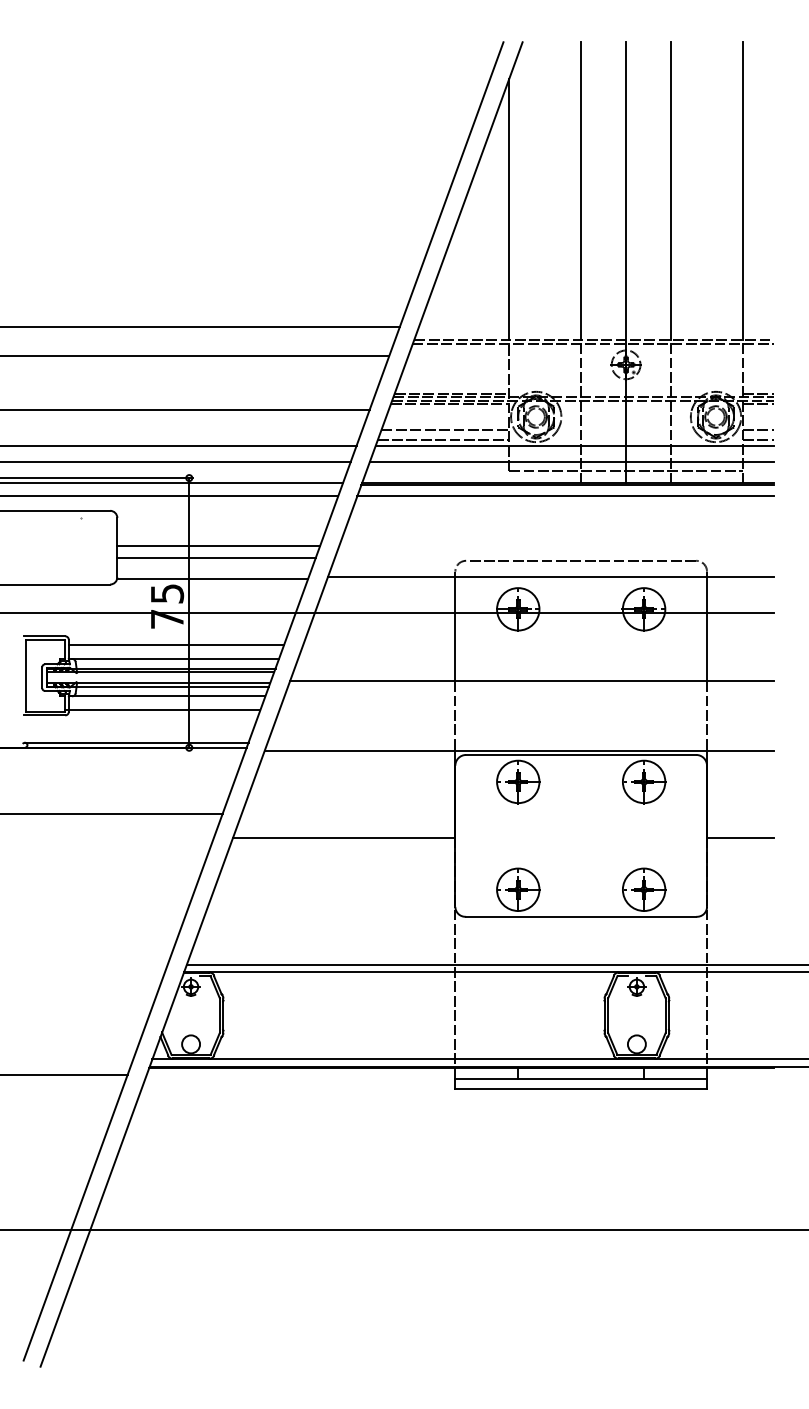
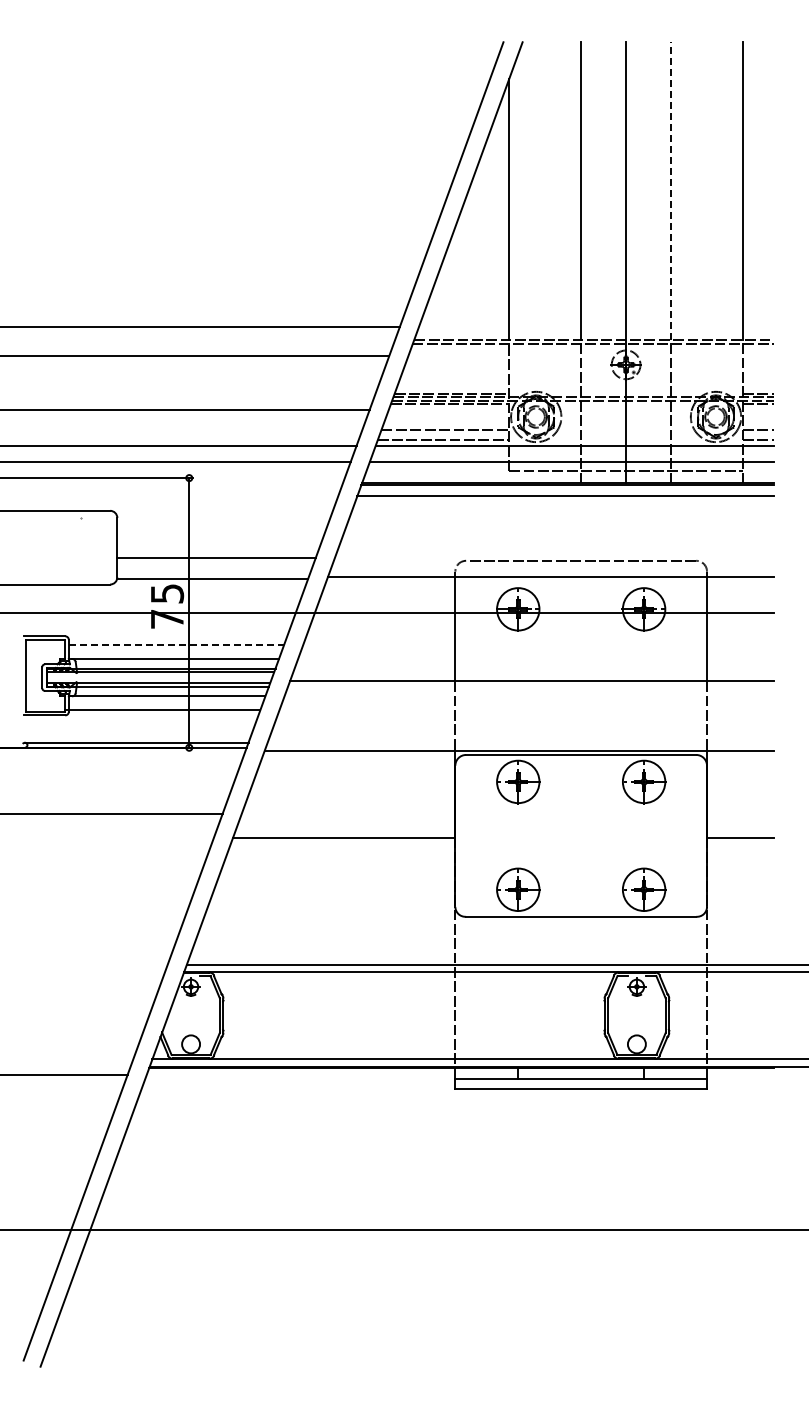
line: solid -> dashed (671, 190)
line: present -> none (172, 483)
line: present -> none (170, 496)
line: present -> none (218, 545)
line: solid -> dashed (176, 645)
